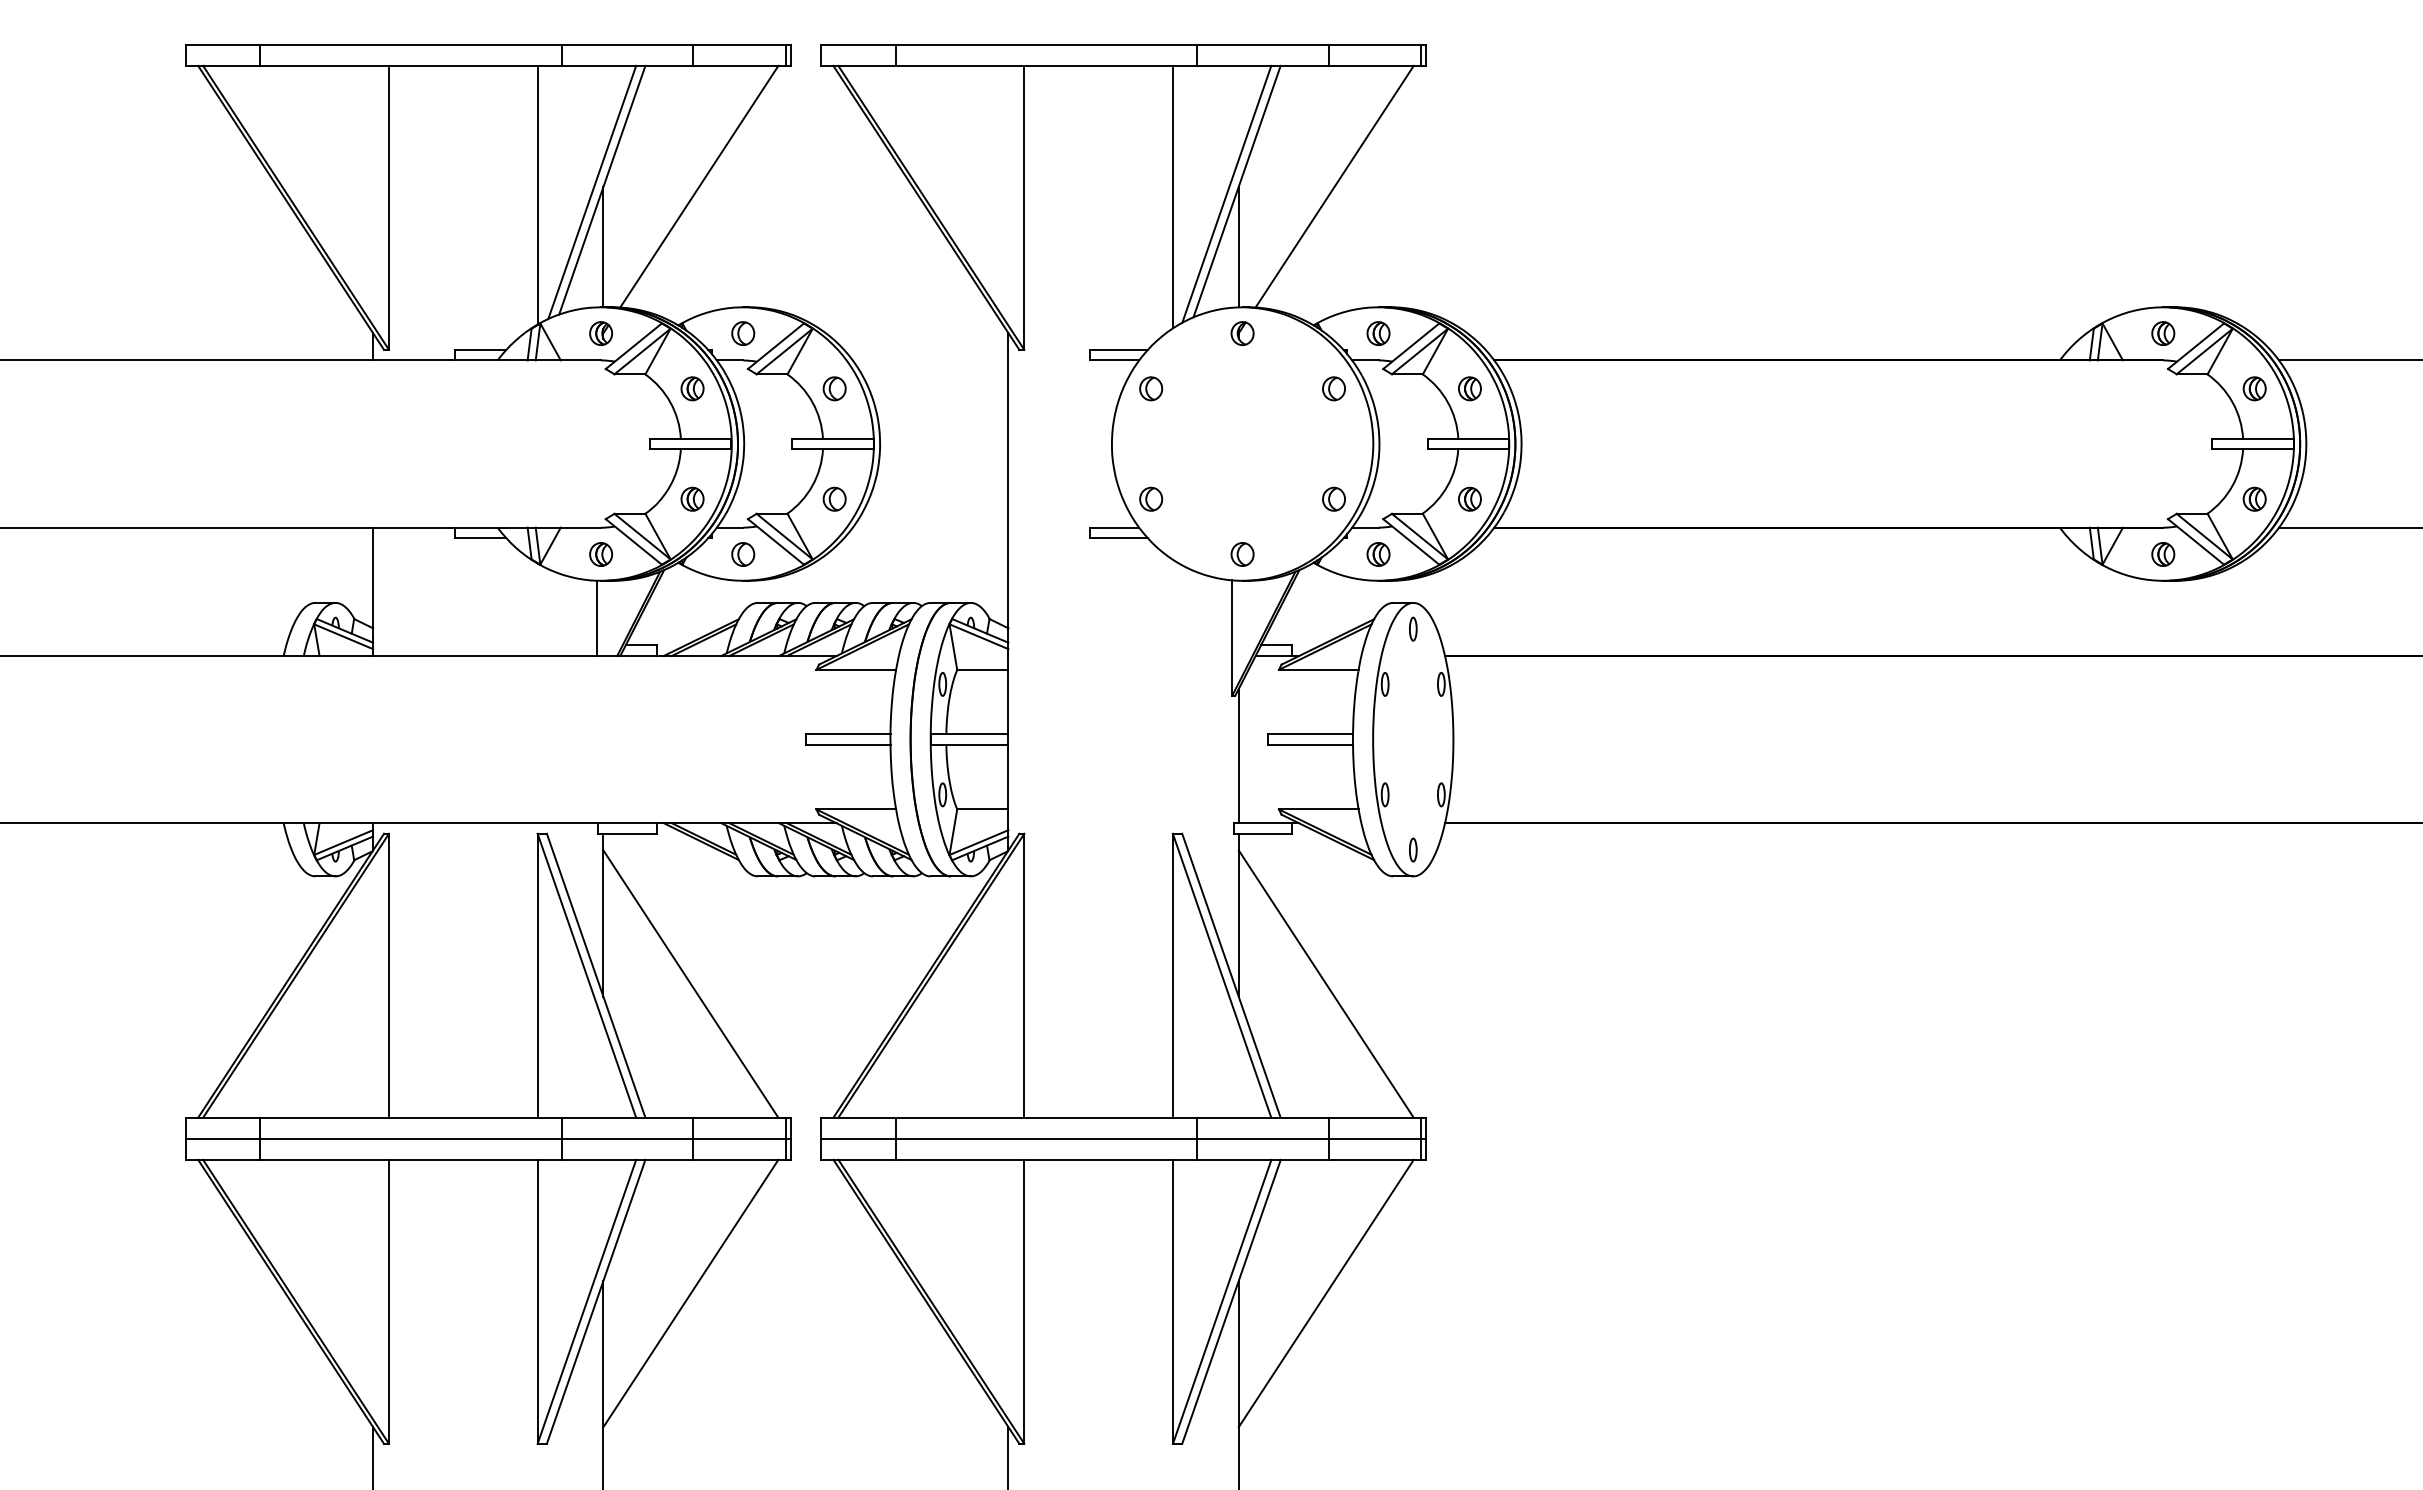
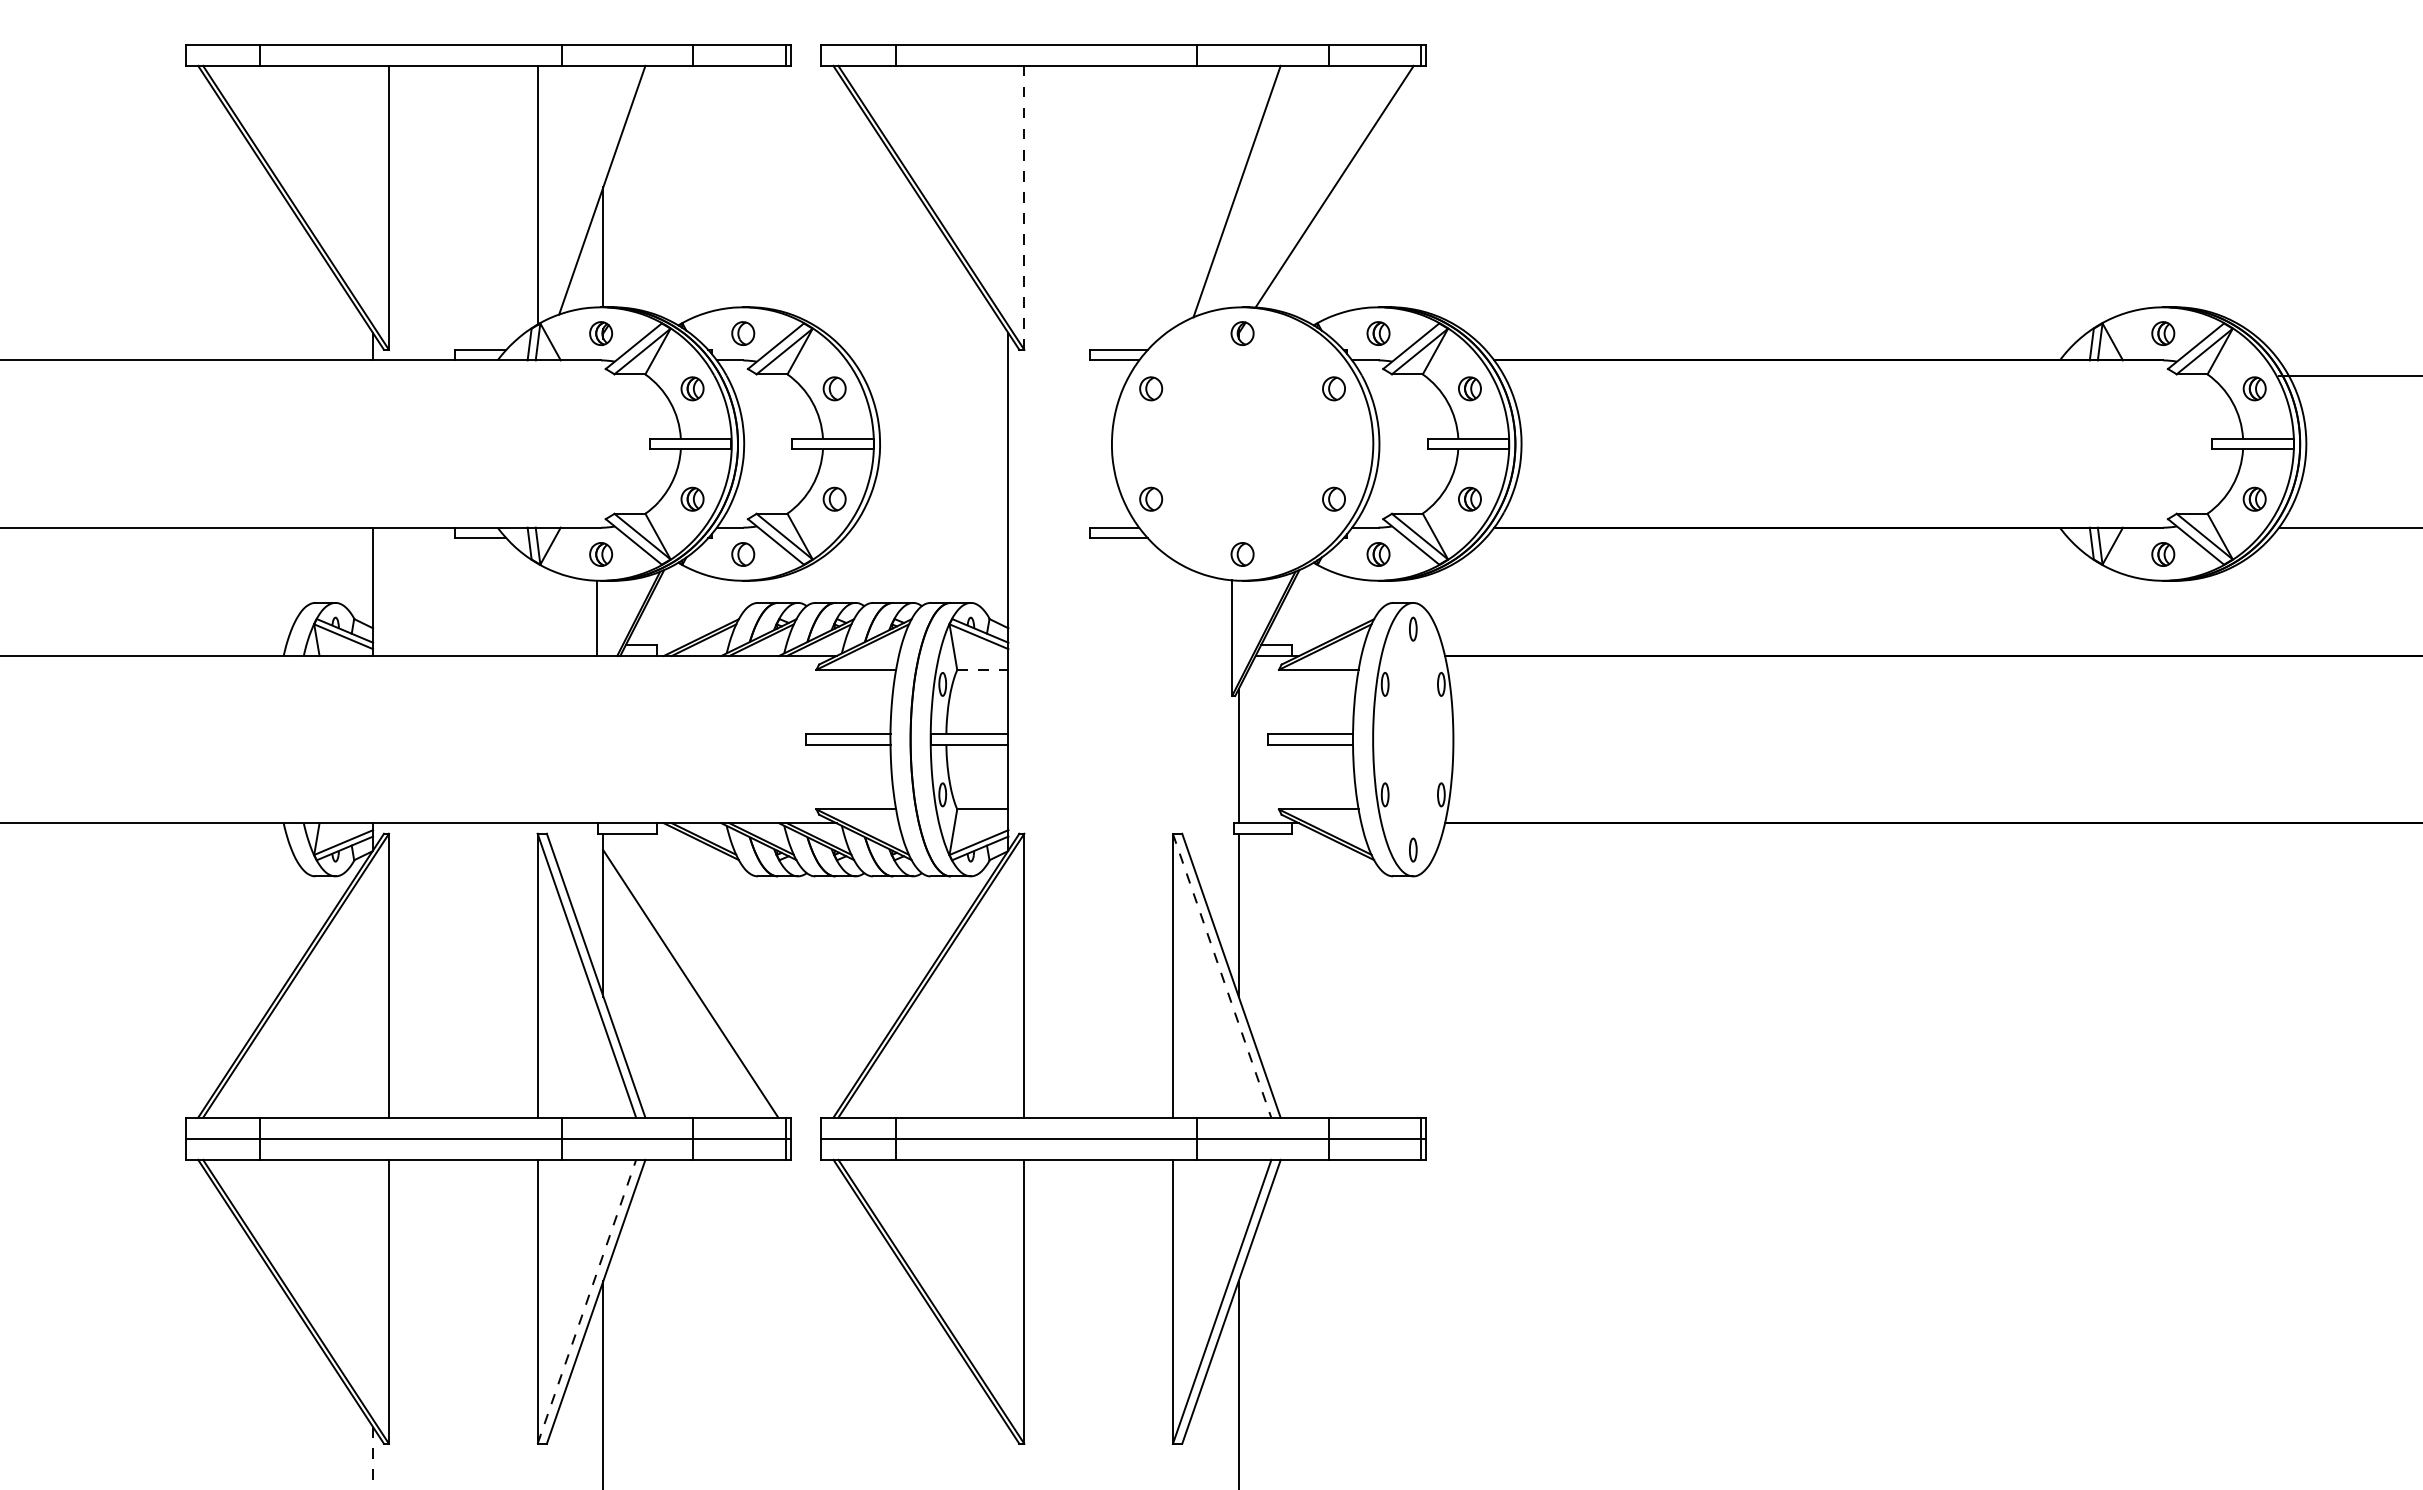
line: present -> none (699, 186)
line: present -> none (592, 191)
line: present -> none (1226, 193)
line: present -> none (1172, 196)
line: solid -> dashed (1024, 207)
line: present -> none (1238, 246)
line position: (2349, 360) -> (2349, 376) (2349, 376)
line: solid -> dashed (982, 669)
line: solid -> dashed (1222, 976)
line: present -> none (1325, 983)
line: present -> none (690, 1293)
line: present -> none (1325, 1293)
line: solid -> dashed (587, 1301)
line: present -> none (1008, 1456)
line: solid -> dashed (373, 1458)
